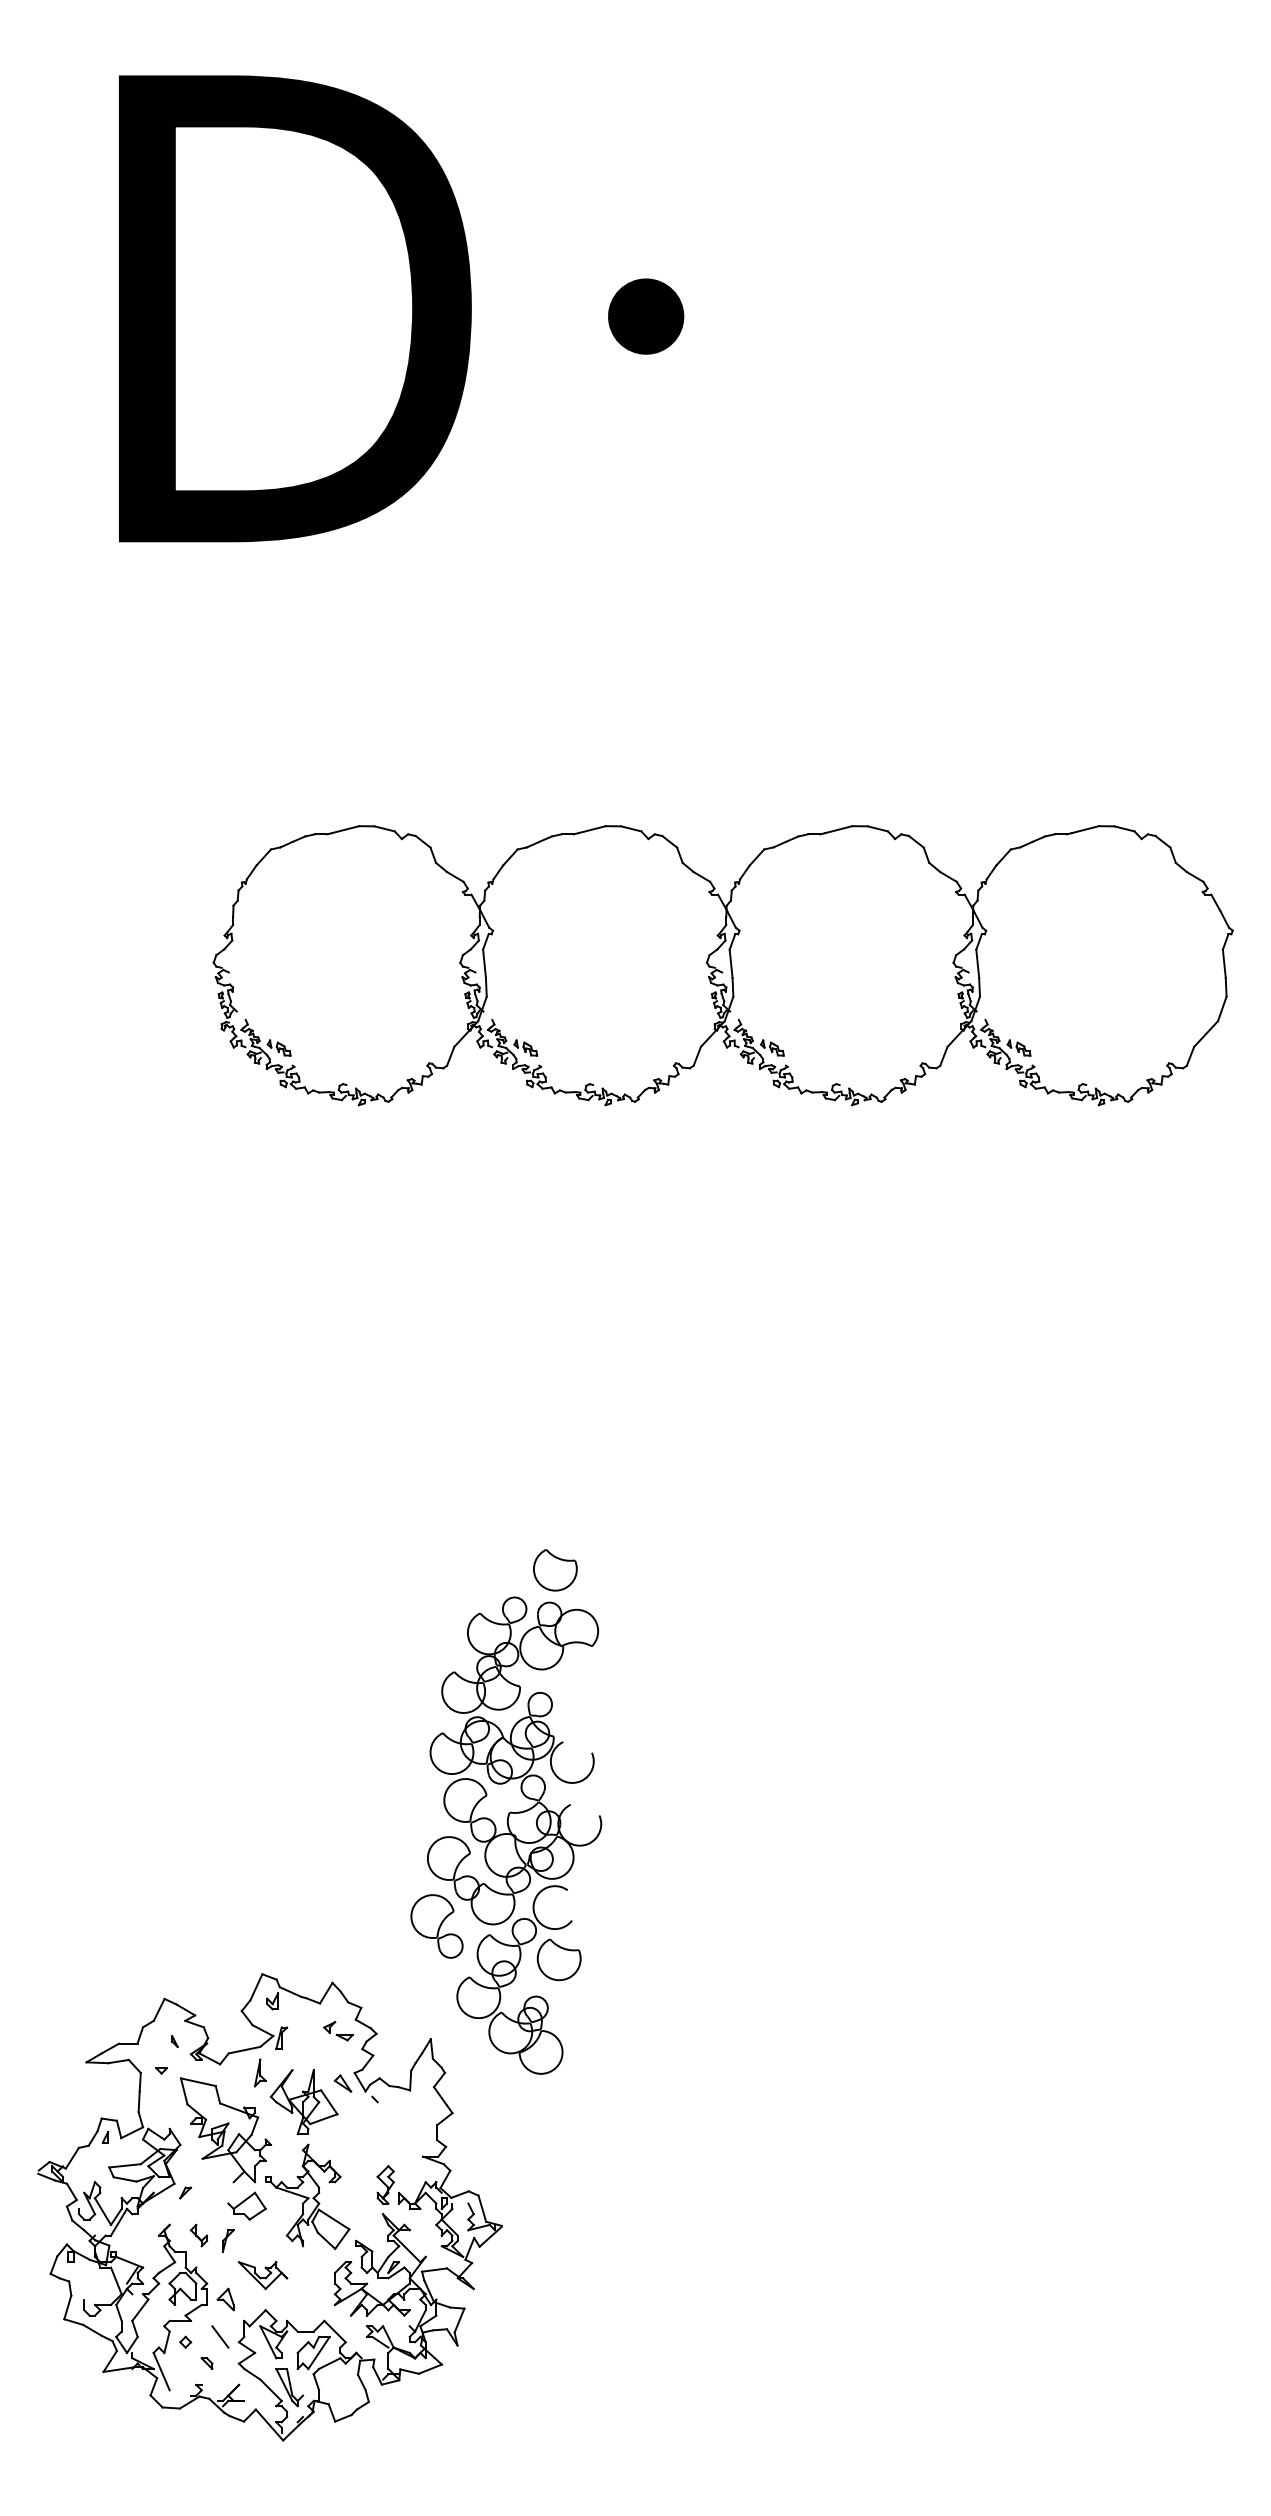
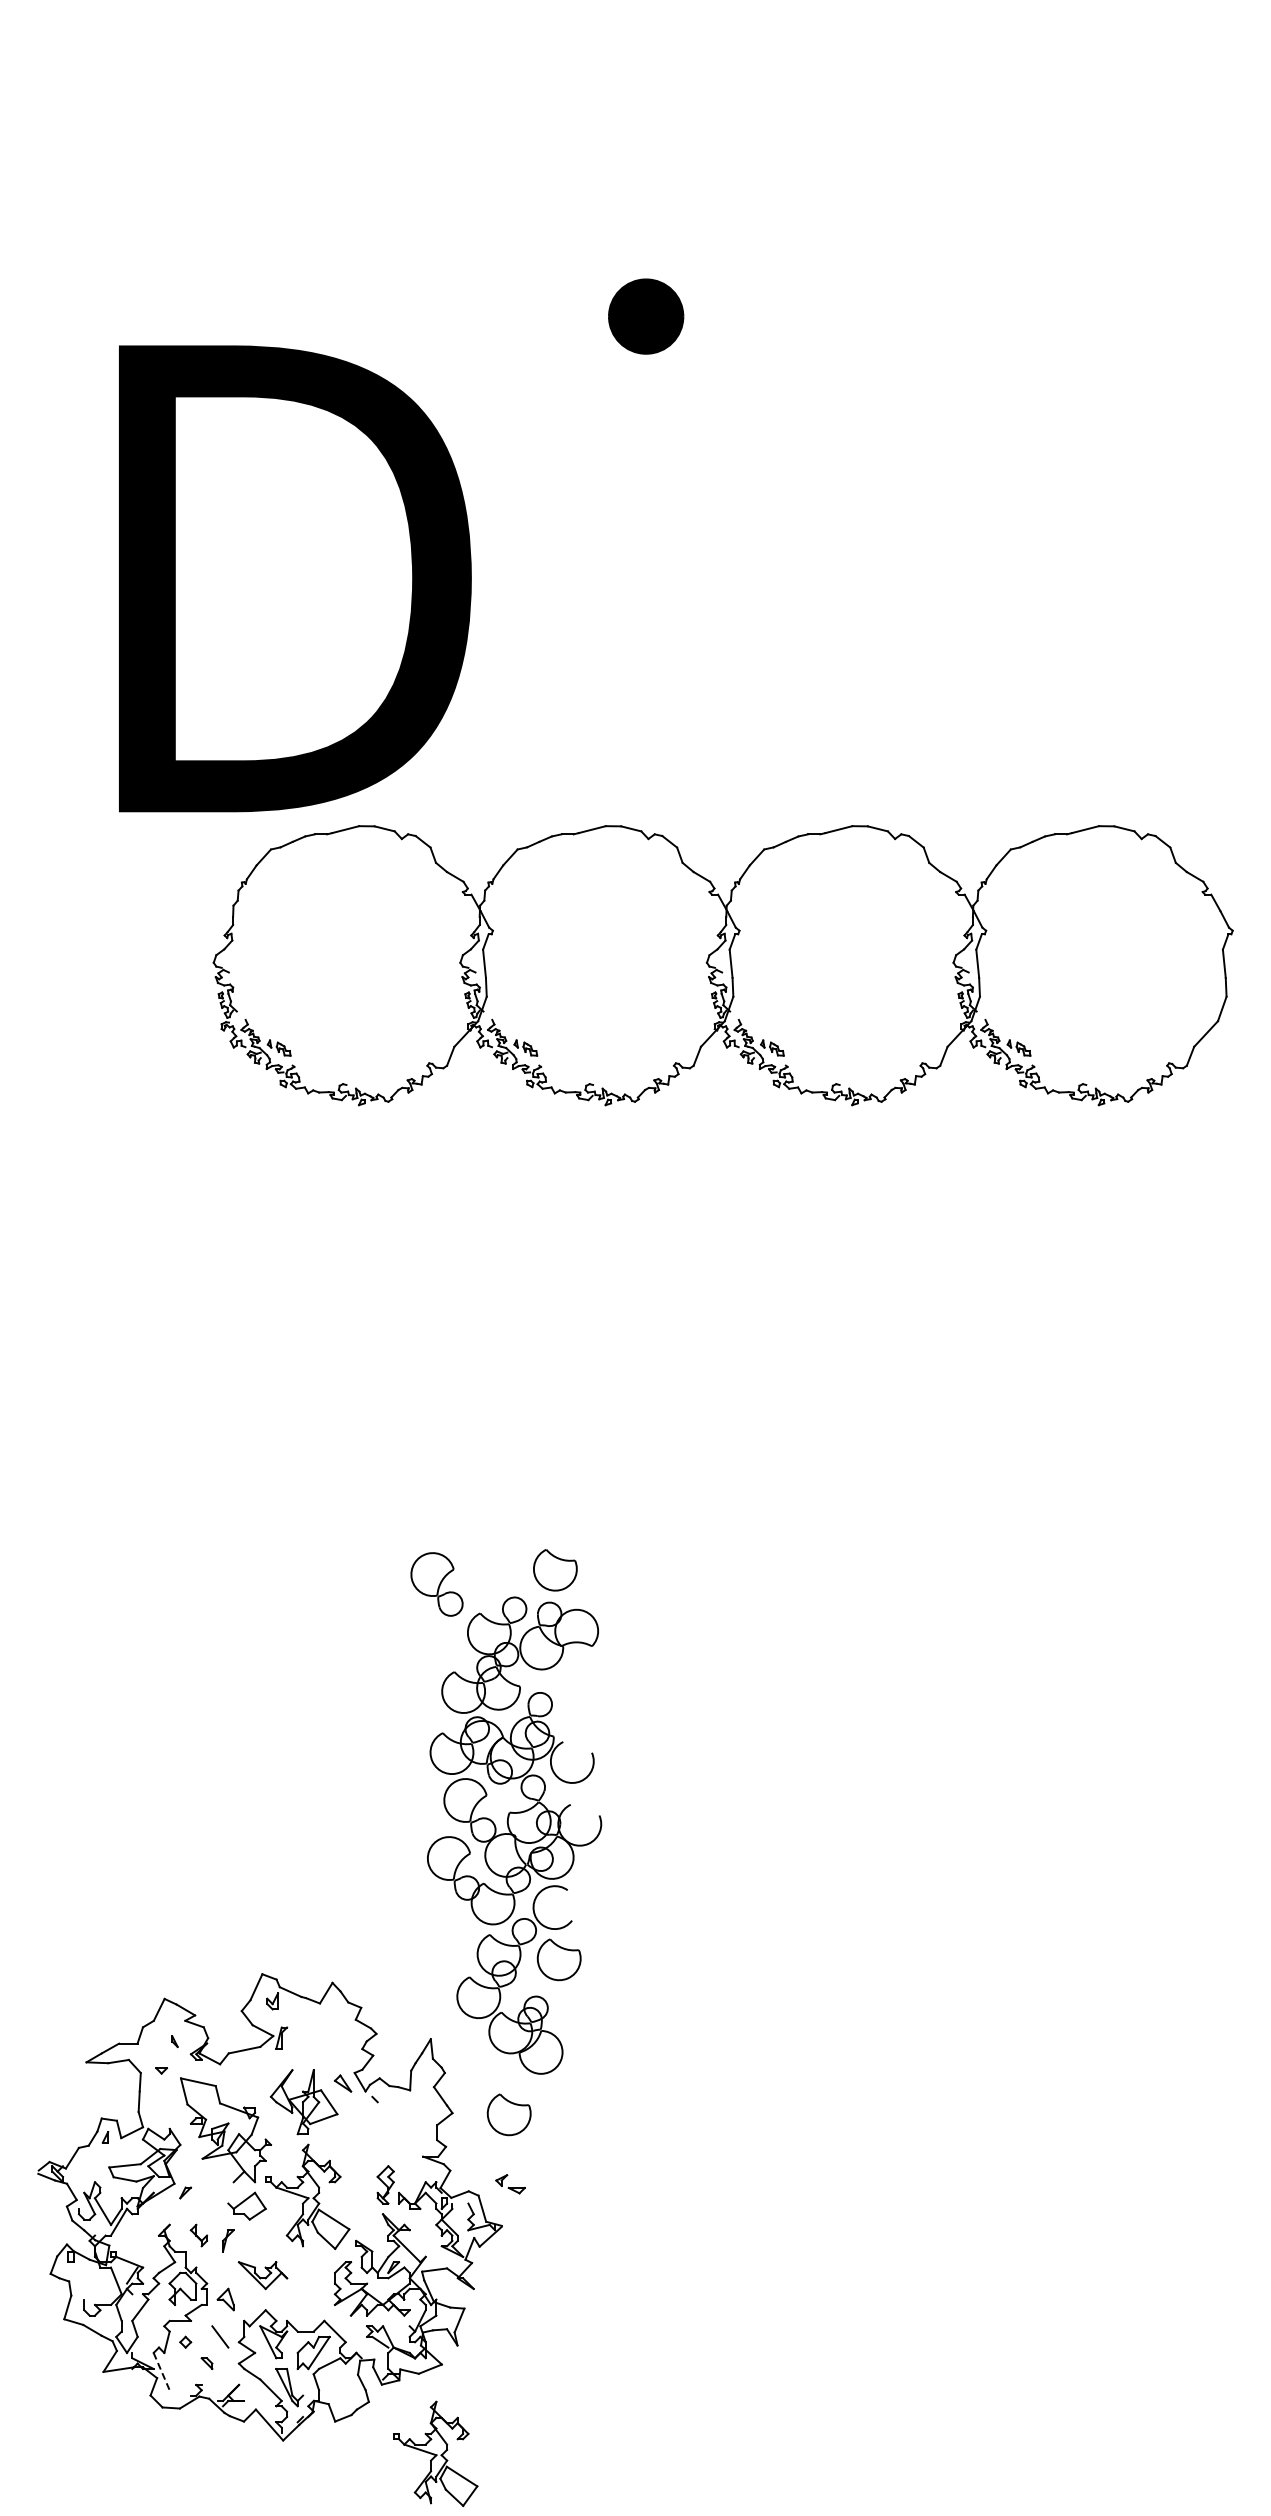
text position: (295, 308) -> (295, 578) (295, 578)
part position: (436, 1926) -> (436, 1584) (436, 1584)
part position: (338, 2031) -> (510, 2184) (510, 2184)
part: present -> none (259, 2072)
part: none -> present (508, 2114)
line: solid -> dashed (161, 2372)
part: none -> present (435, 2453)
